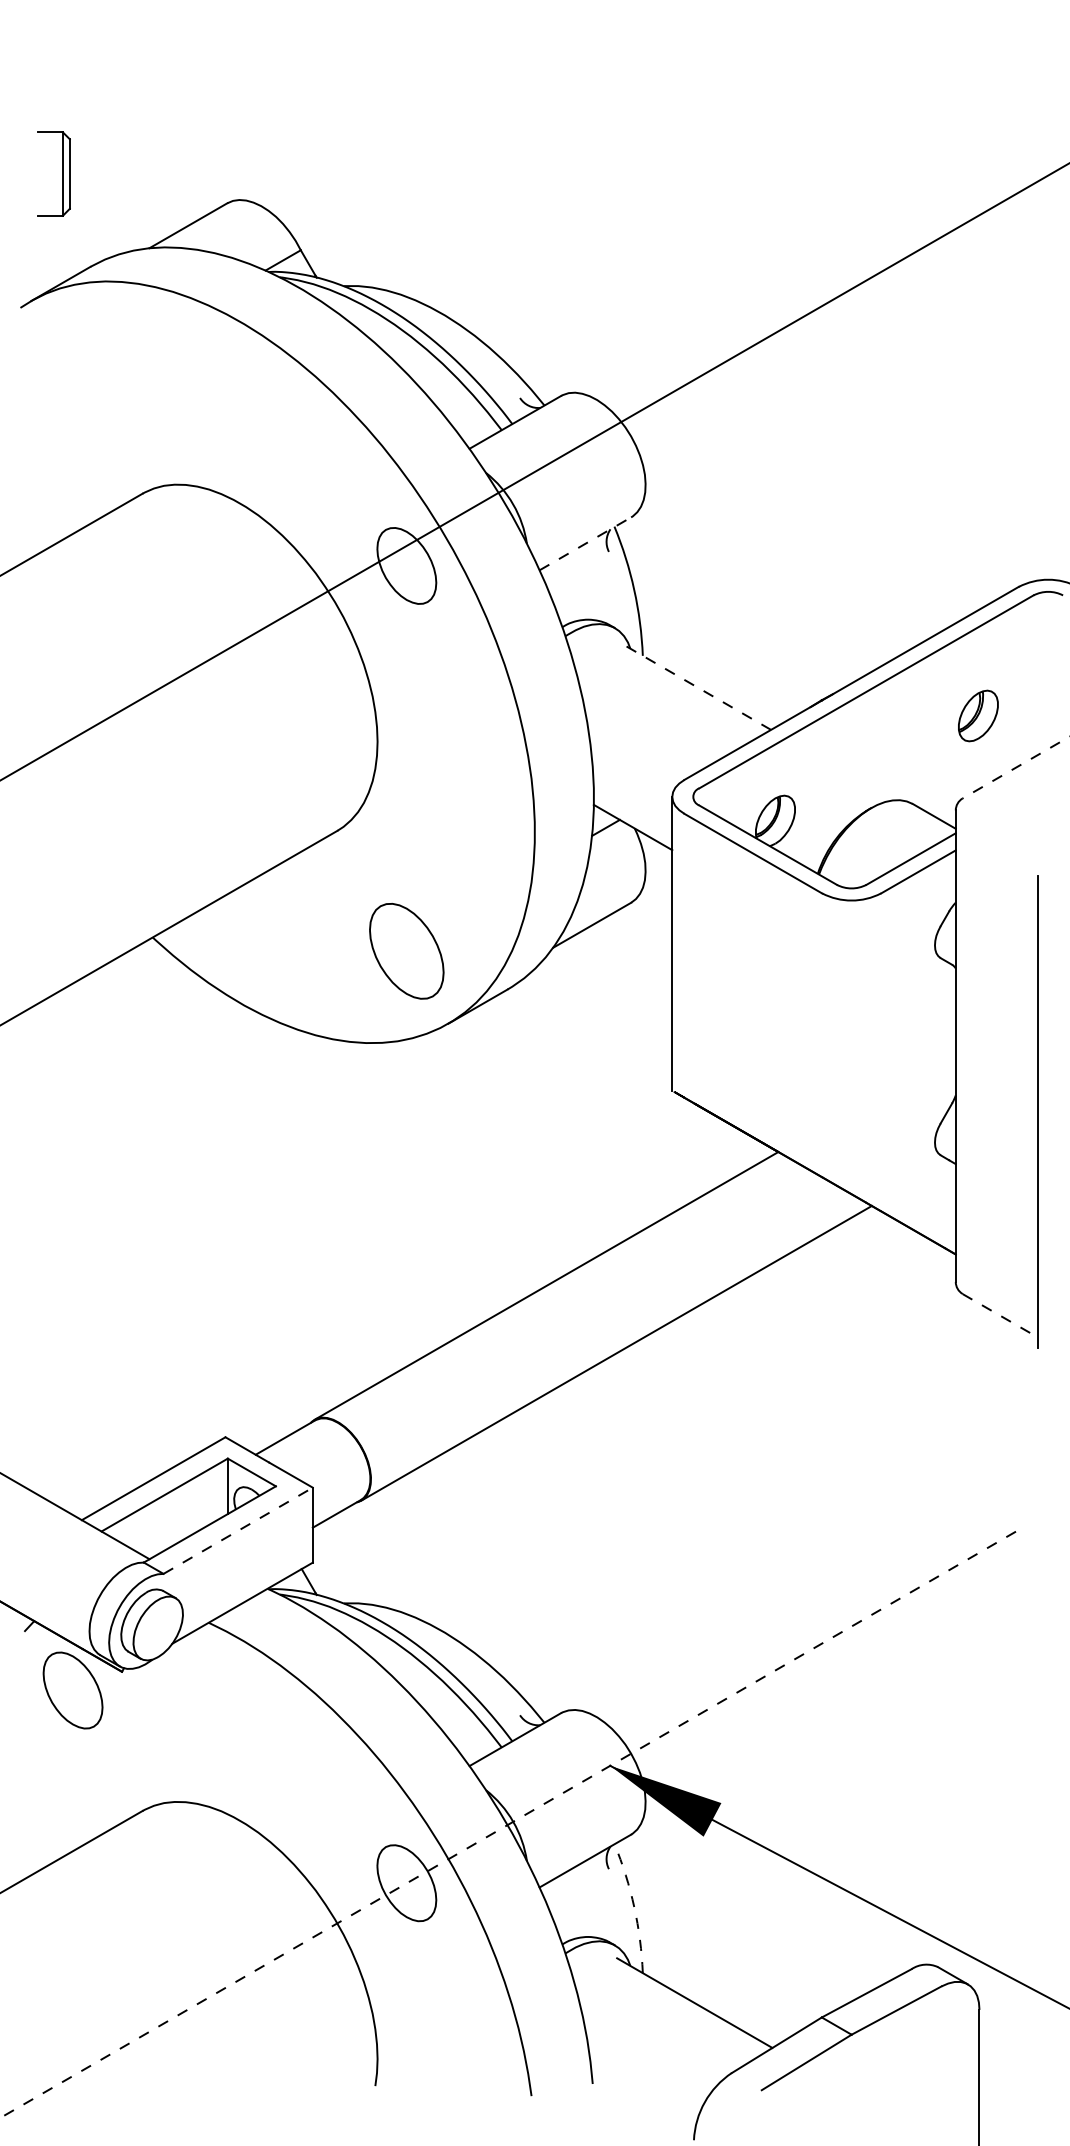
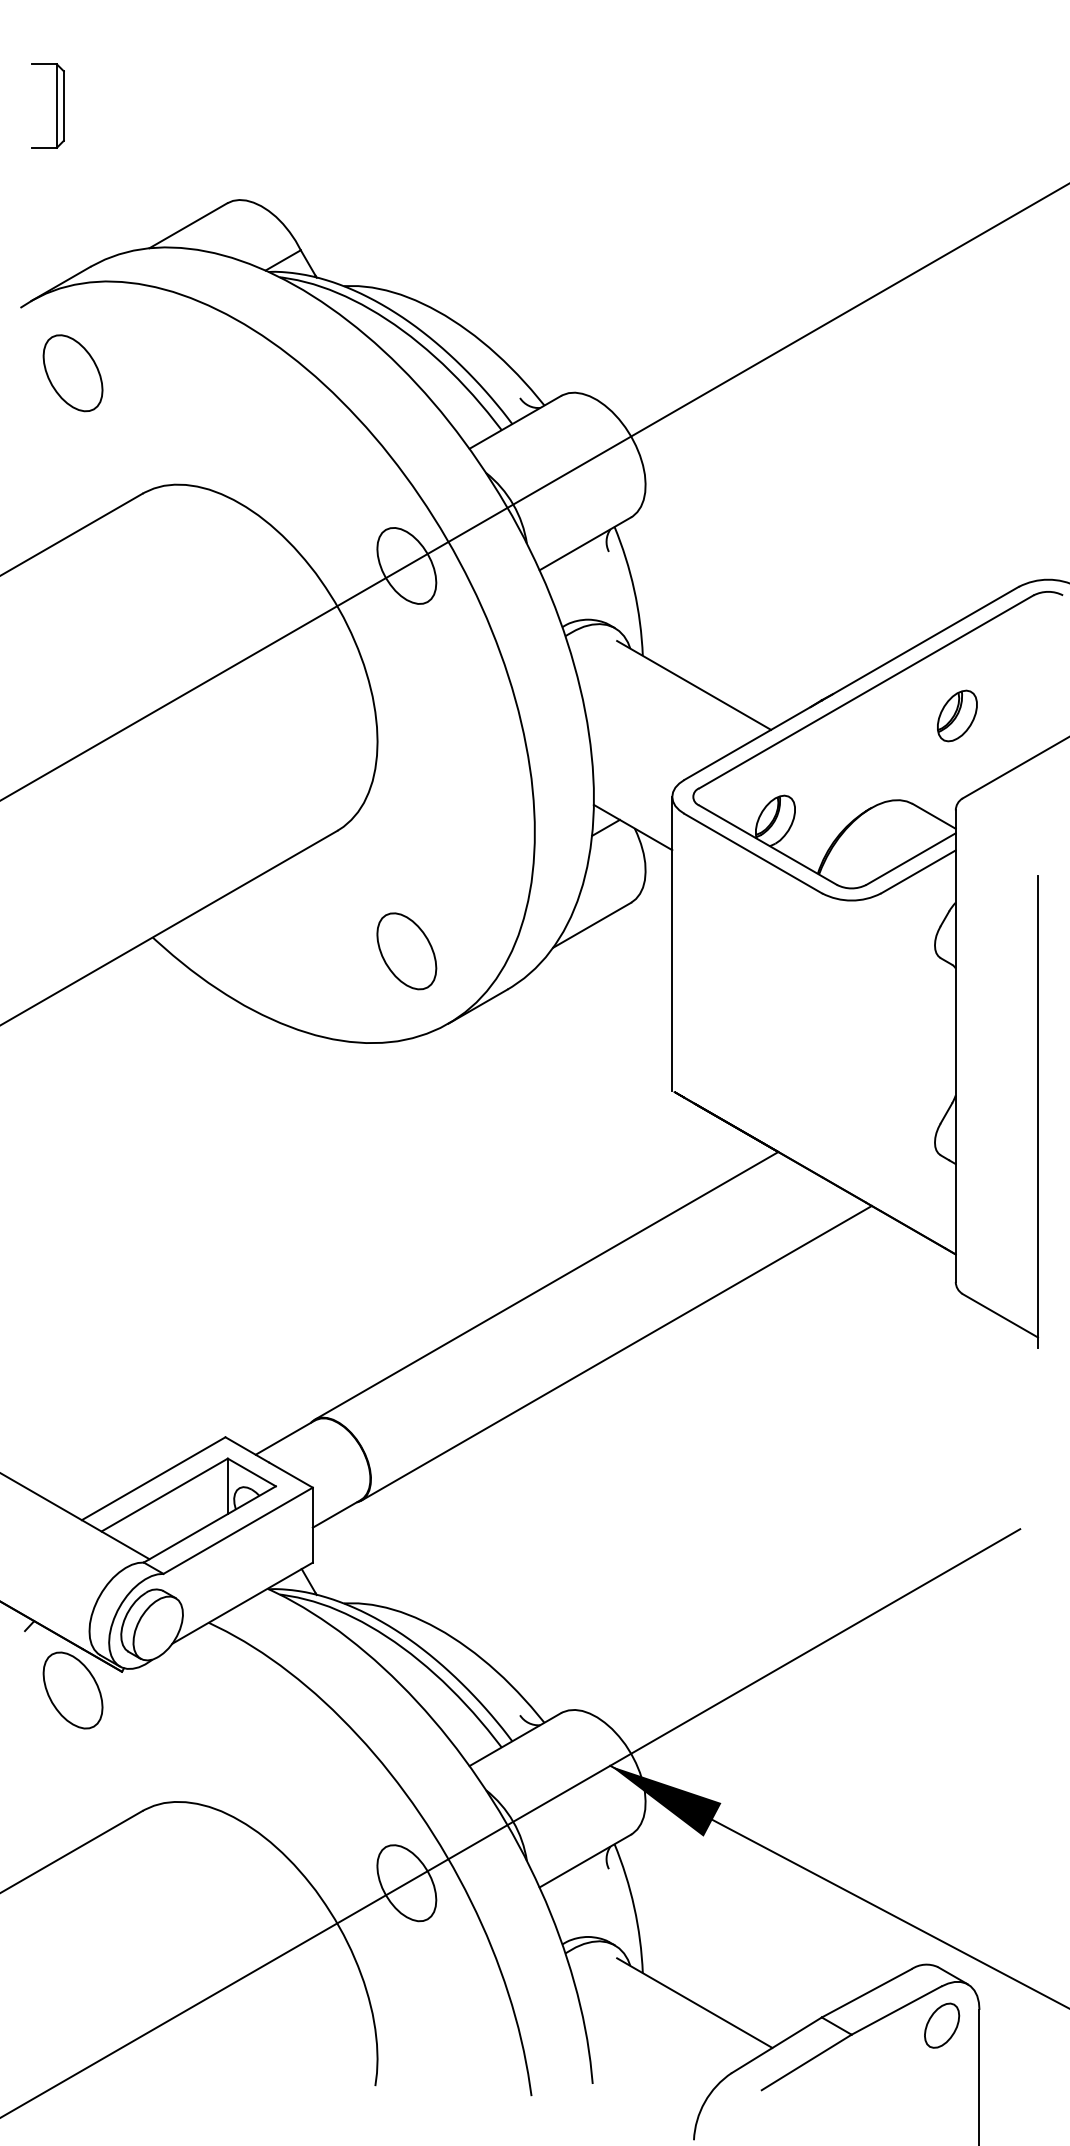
part position: (62, 173) -> (56, 105) (56, 105)
part: none -> present (72, 373)
line position: (534, 471) -> (534, 492) (534, 492)
line: dashed -> solid (585, 543)
line: dashed -> solid (694, 685)
part position: (978, 715) -> (957, 715) (957, 715)
line: dashed -> solid (1015, 767)
part size: 76x97 px -> 62x79 px (406, 951)
line: dashed -> solid (1000, 1316)
line: dashed -> solid (238, 1530)
line: dashed -> solid (510, 1823)
arc: dashed -> solid (634, 1907)
part: none -> present (942, 2025)
